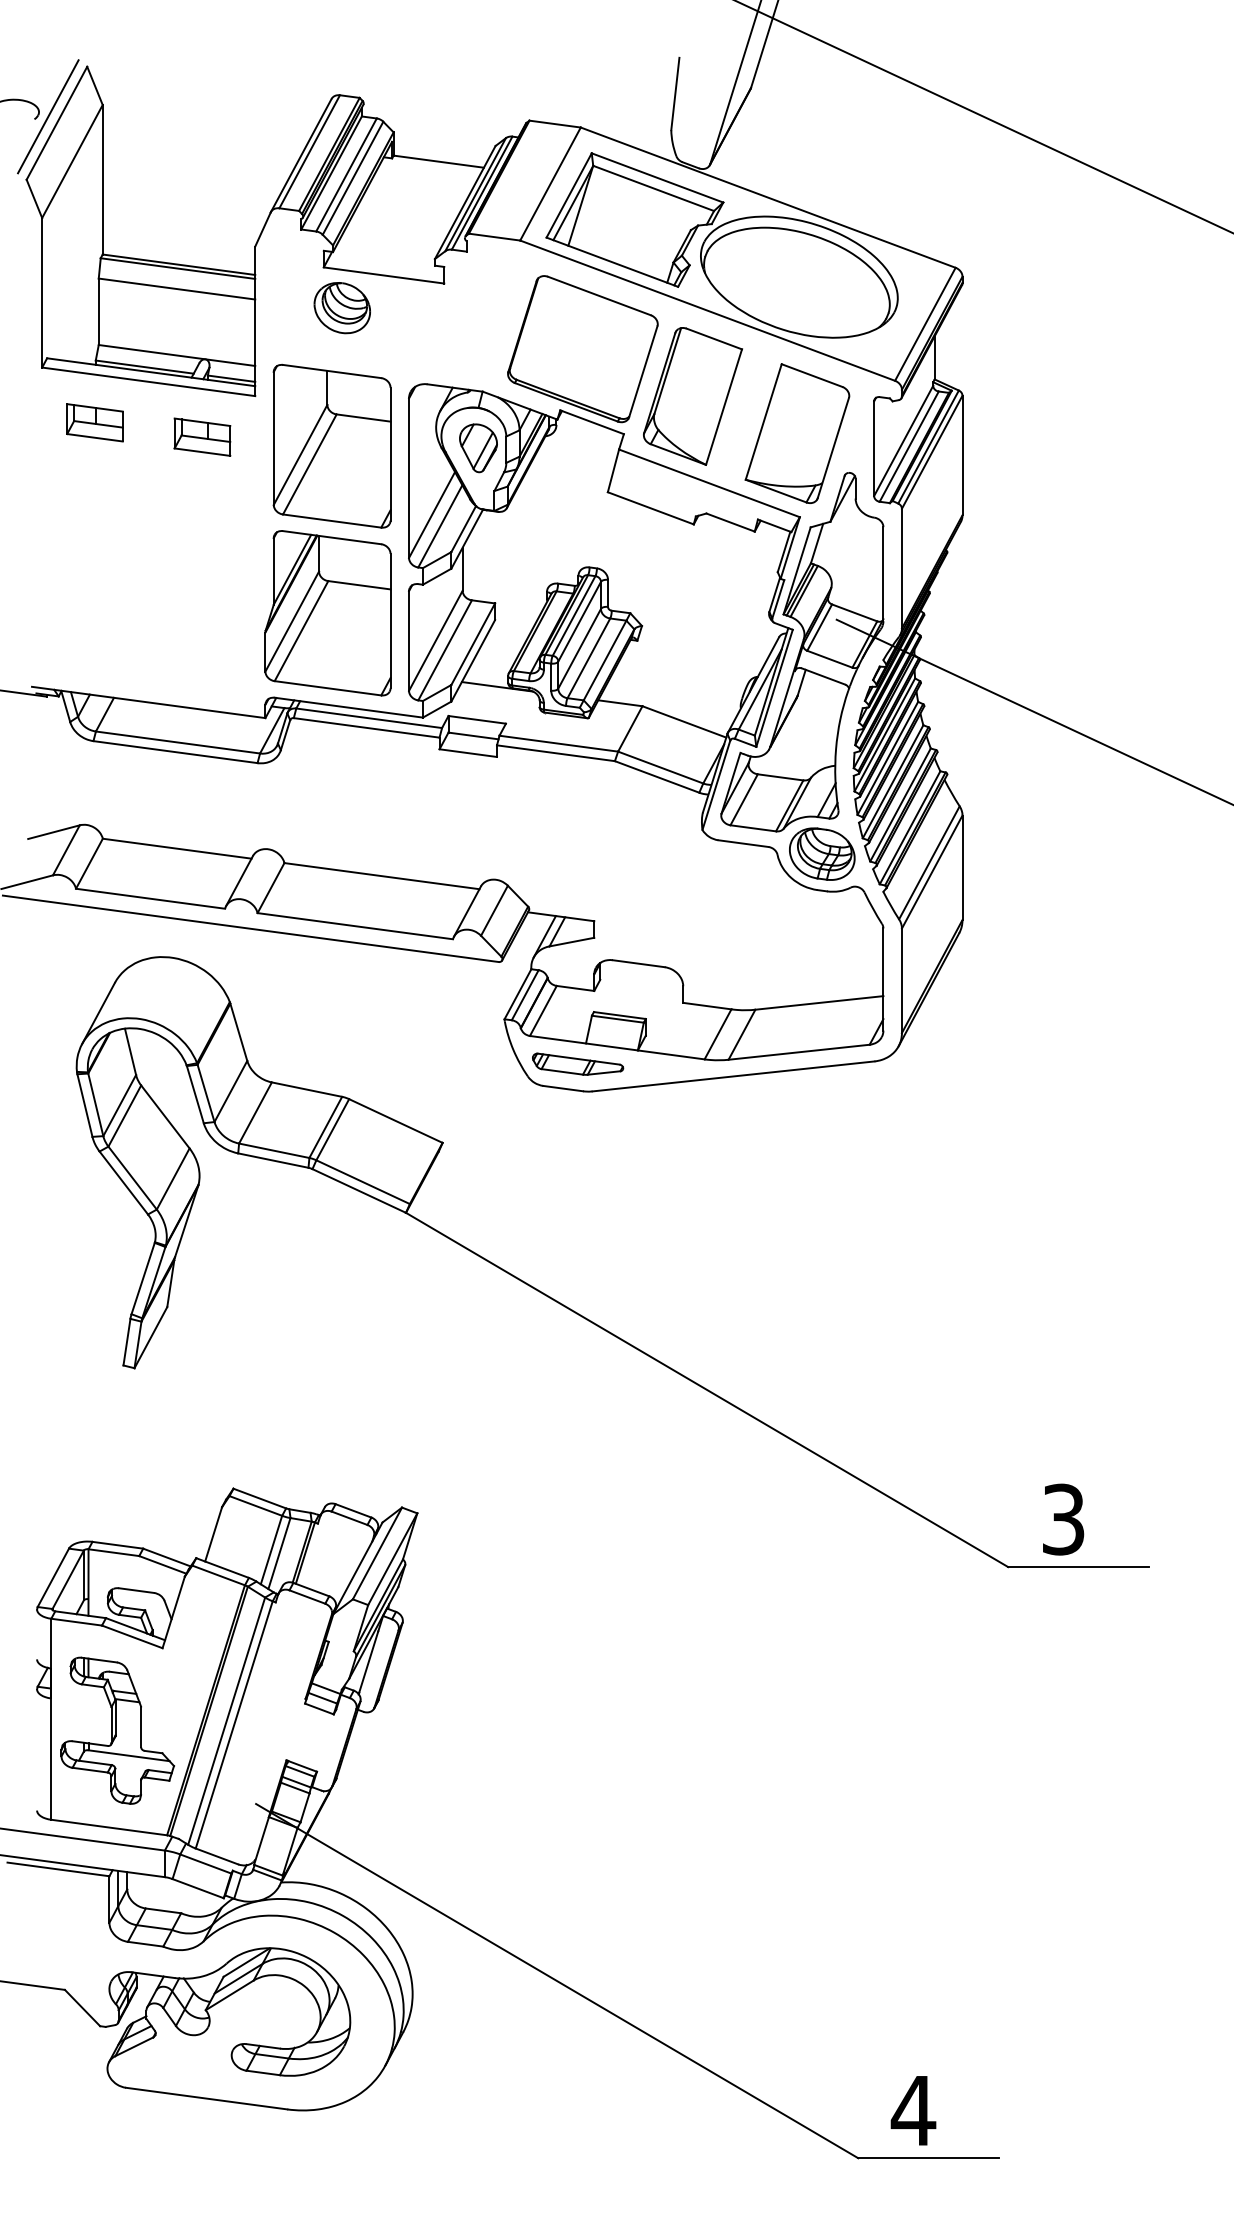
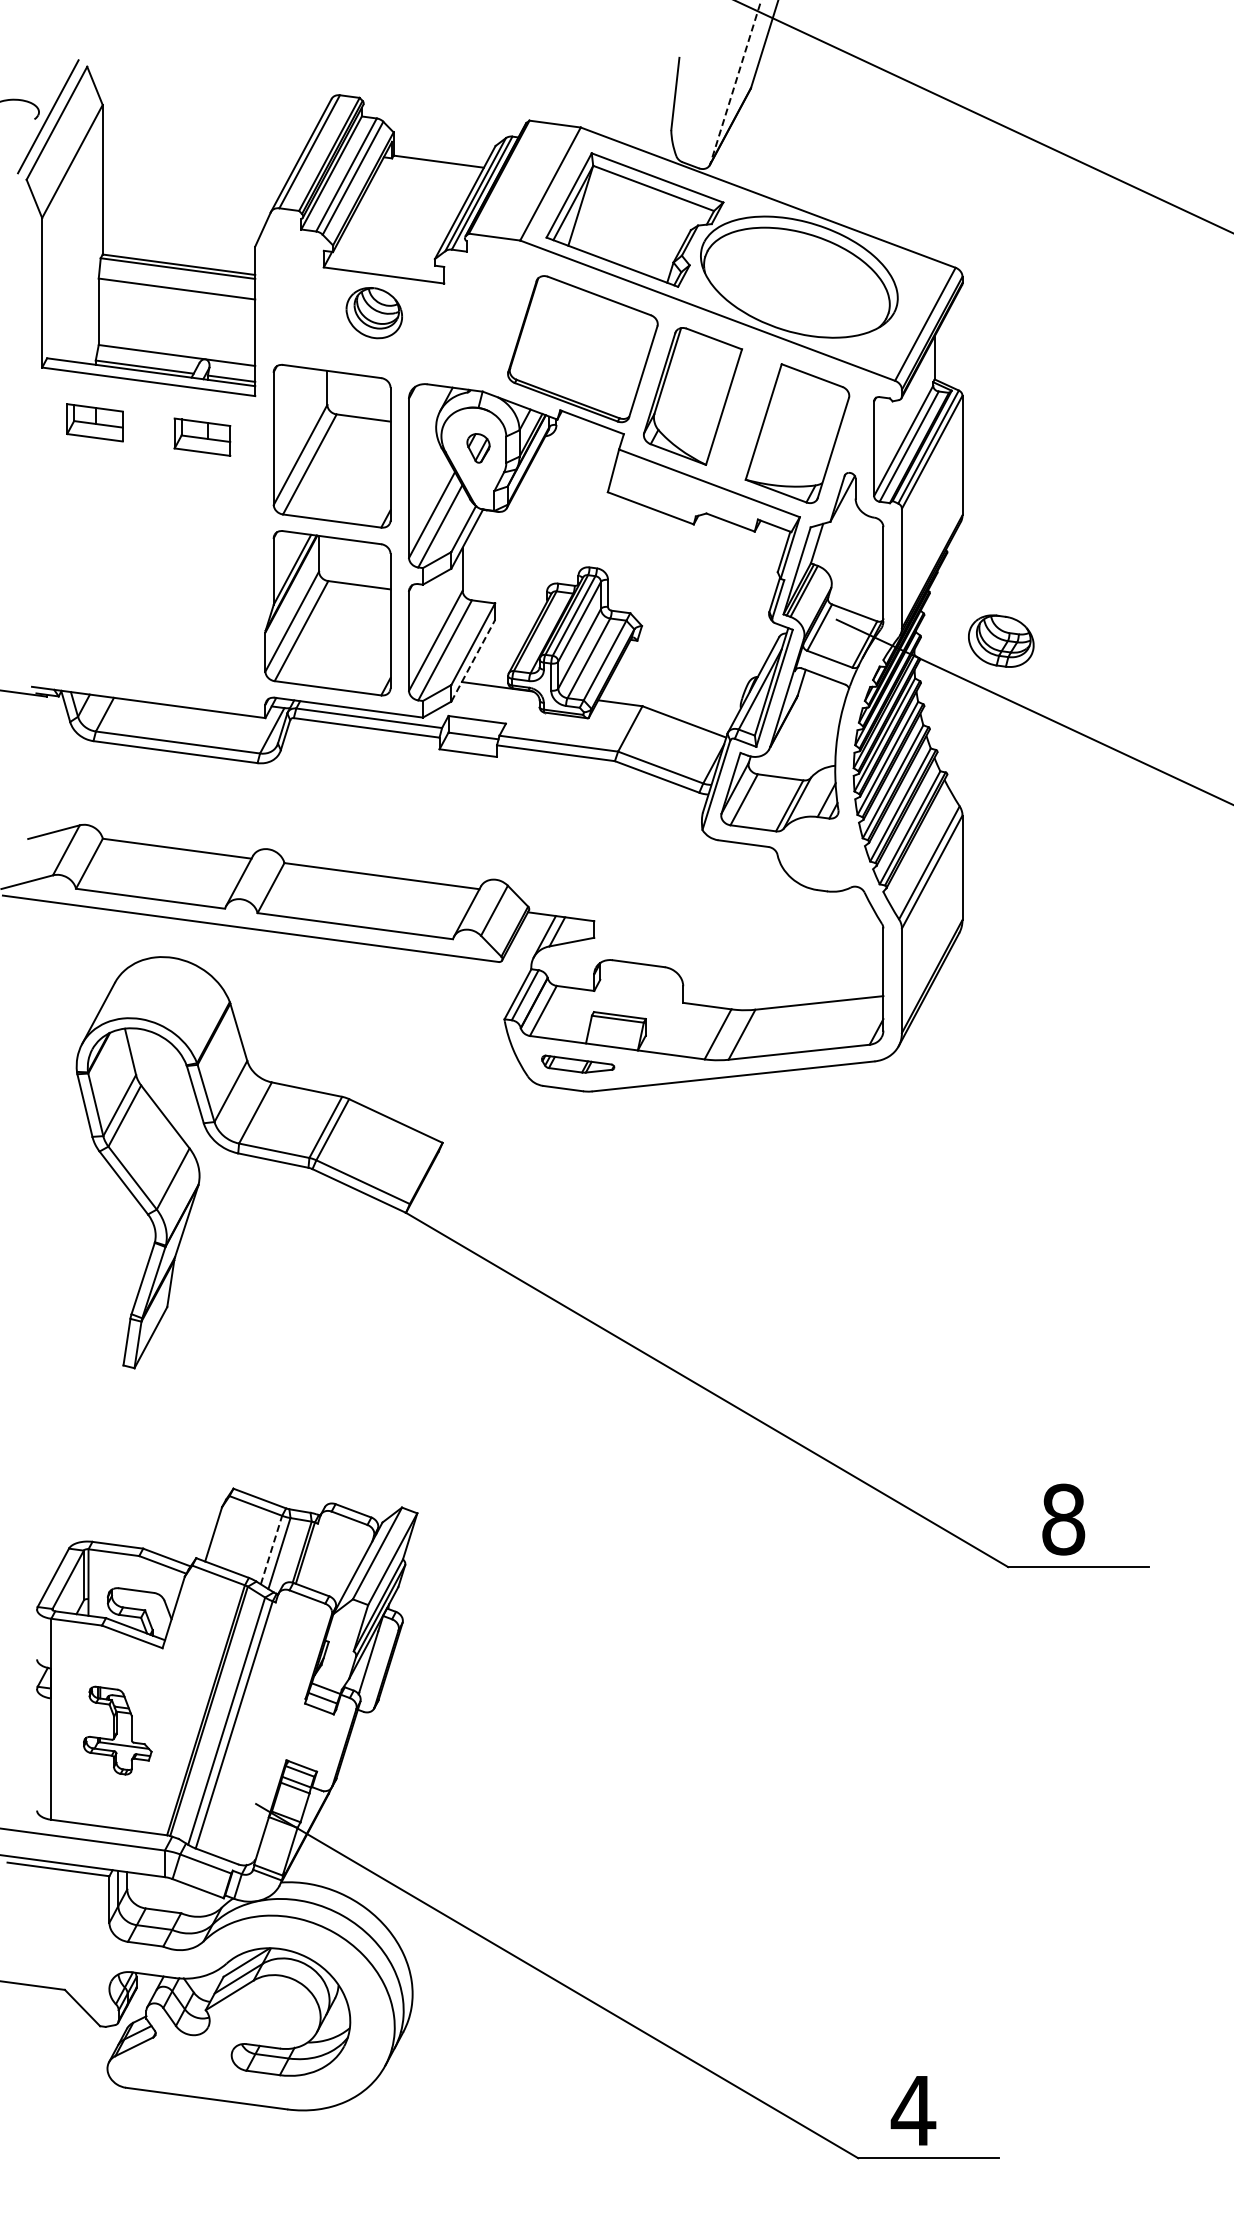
line: solid -> dashed (735, 82)
part position: (341, 308) -> (373, 313) (373, 313)
part size: 39x51 px -> 25x31 px (478, 448)
line: solid -> dashed (473, 660)
part position: (822, 853) -> (1001, 640) (1001, 640)
part size: 93x24 px -> 75x20 px (578, 1063)
text: 3 -> 8 (1063, 1519)
line: solid -> dashed (271, 1550)
part size: 116x149 px -> 70x91 px (117, 1730)
